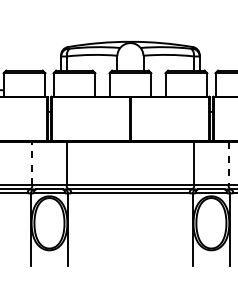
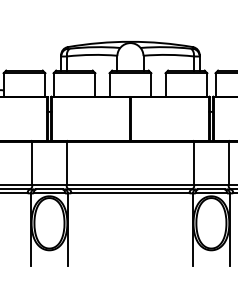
line: dashed -> solid (32, 163)
line: dashed -> solid (228, 163)
